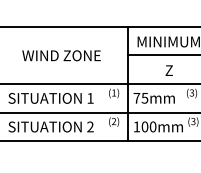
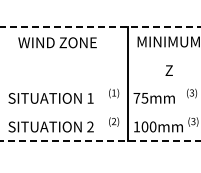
line: solid -> dashed (100, 26)
text position: (61, 55) -> (57, 42) (57, 42)
line: present -> none (162, 55)
line: present -> none (99, 83)
line: present -> none (99, 112)
line: solid -> dashed (100, 141)
